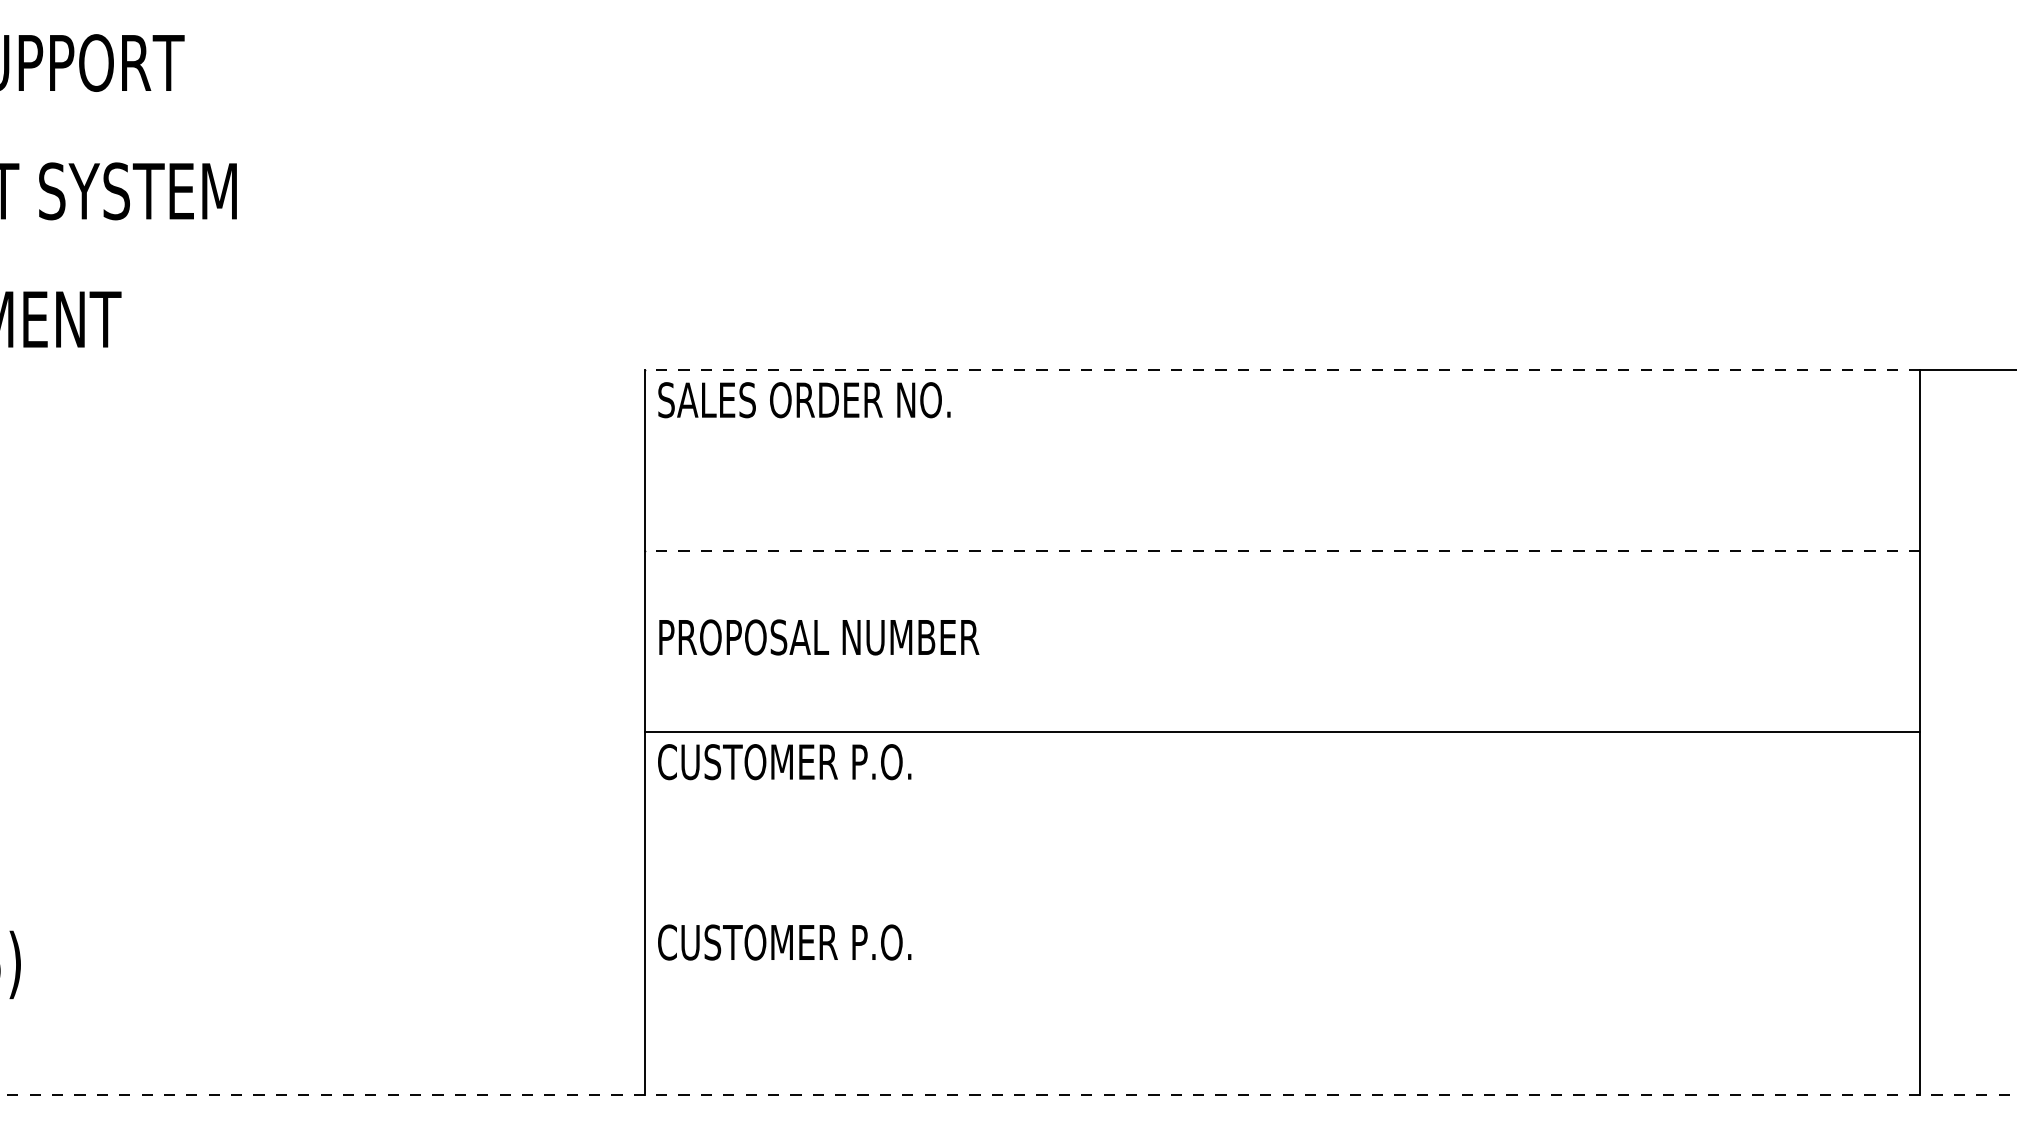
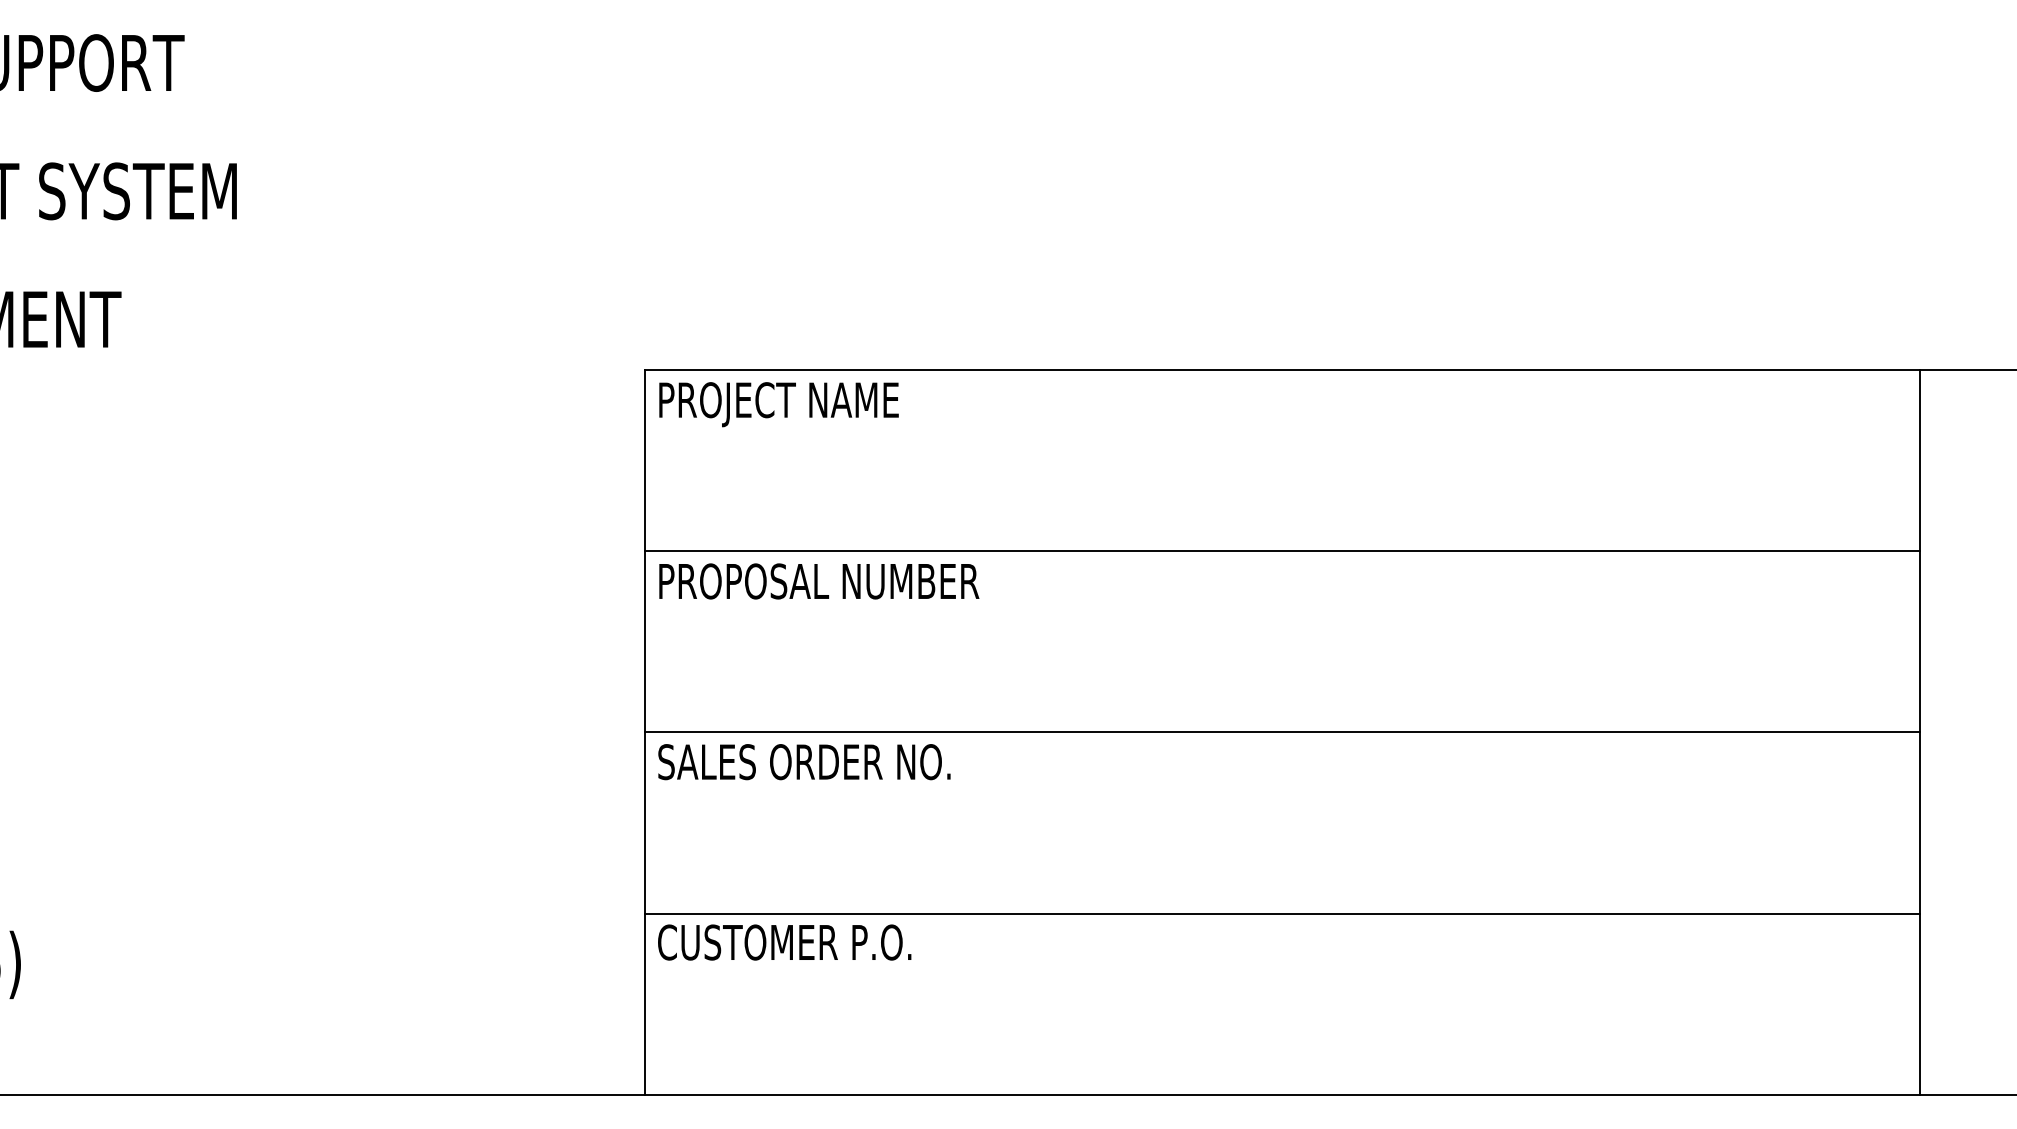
line: dashed -> solid (1282, 370)
text: SALES ORDER NO. -> PROJECT NAME (804, 404)
line: dashed -> solid (1282, 551)
text position: (819, 637) -> (819, 581) (819, 581)
text: CUSTOMER P.O. -> SALES ORDER NO. (804, 762)
line: none -> present (1282, 913)
line: dashed -> solid (1008, 1094)
